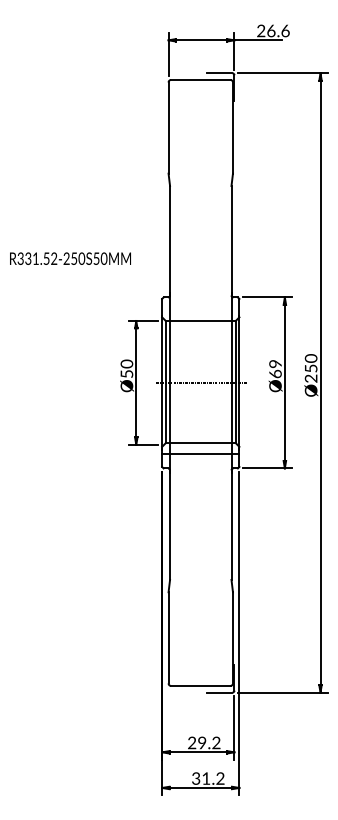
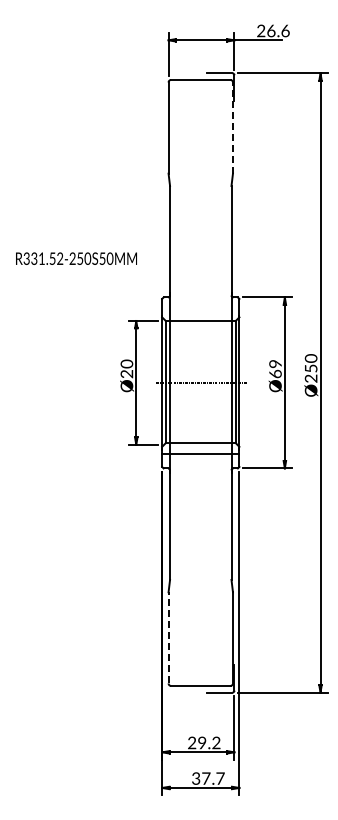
line: solid -> dashed (232, 128)
text position: (70, 258) -> (76, 258) (76, 258)
text: Ø50 -> Ø20 (126, 374)
line: solid -> dashed (168, 637)
text: 31.2 -> 37.7 (213, 778)
